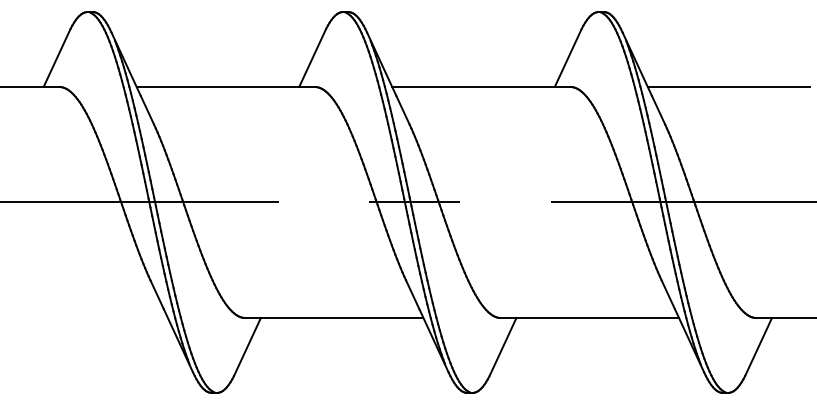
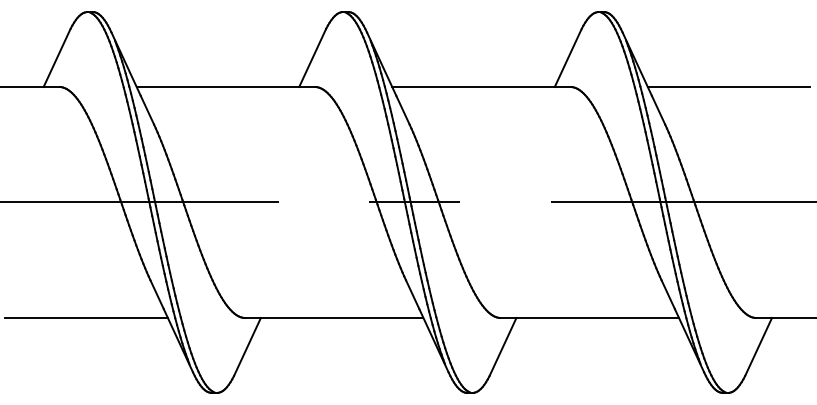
line: none -> present (86, 318)
